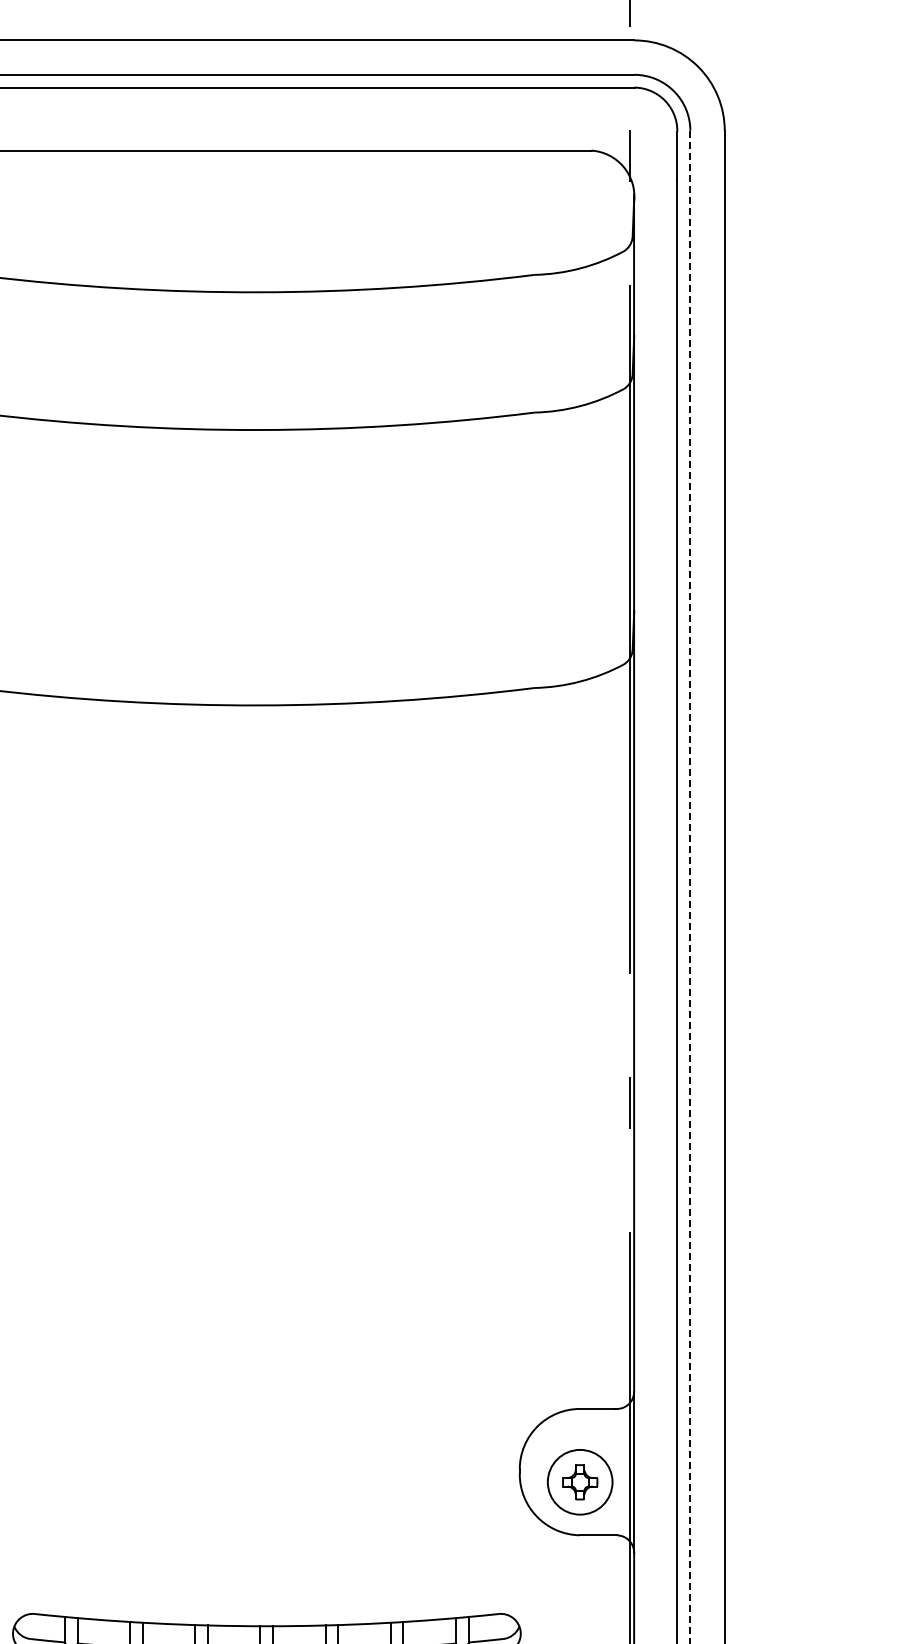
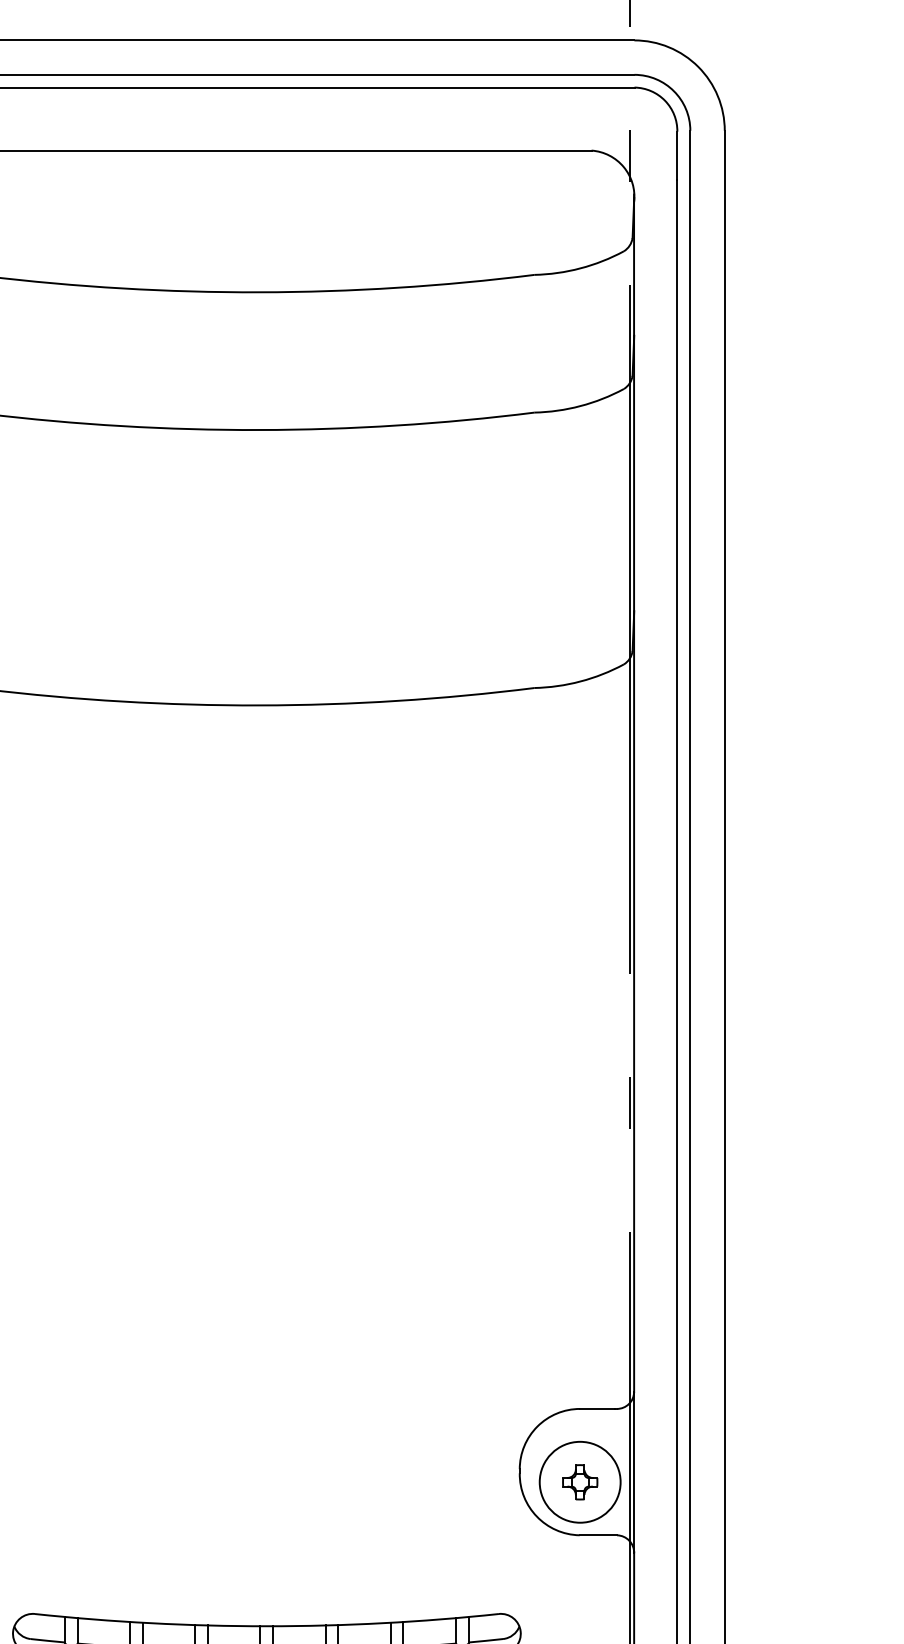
line: dashed -> solid (690, 887)
circle diameter: 65 px -> 81 px (579, 1481)
